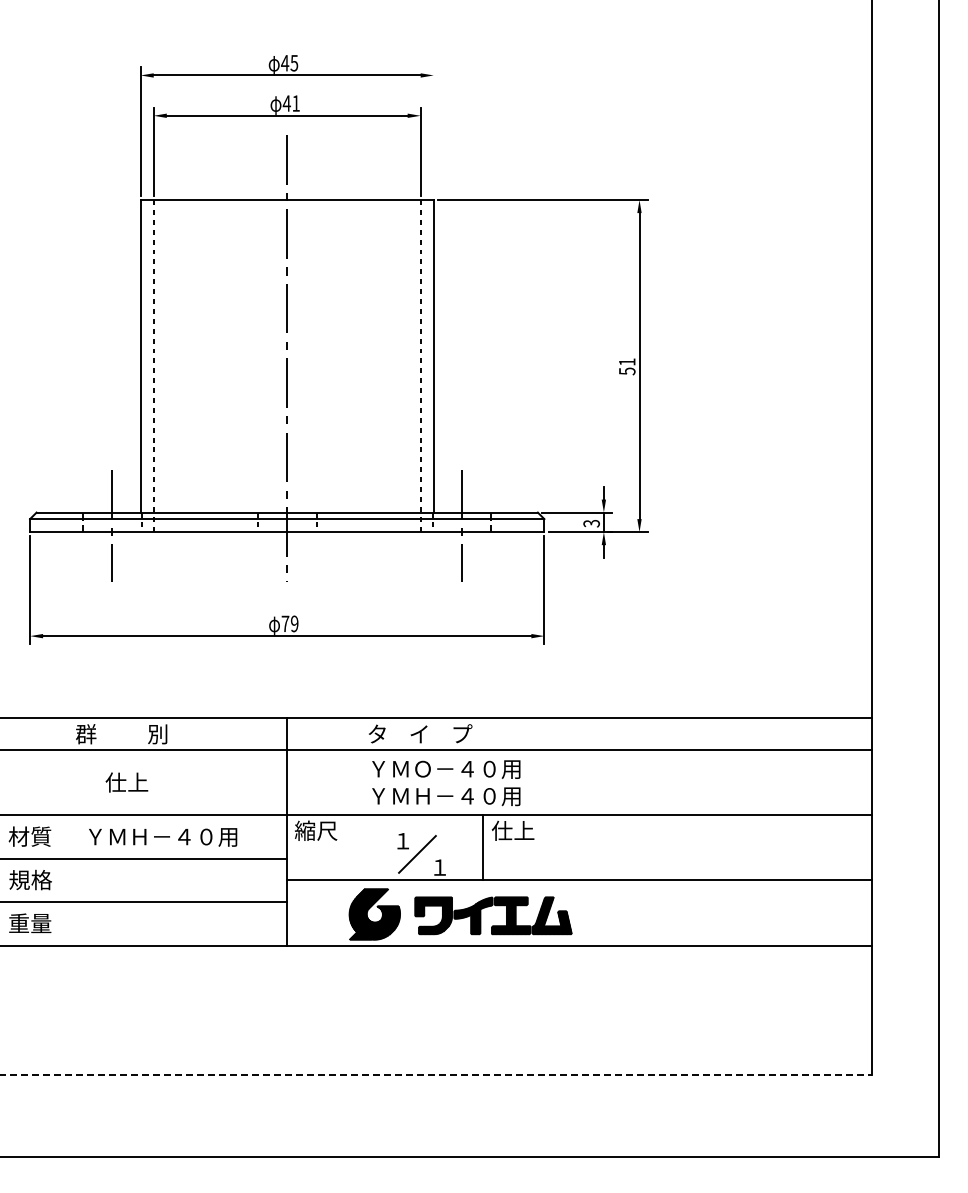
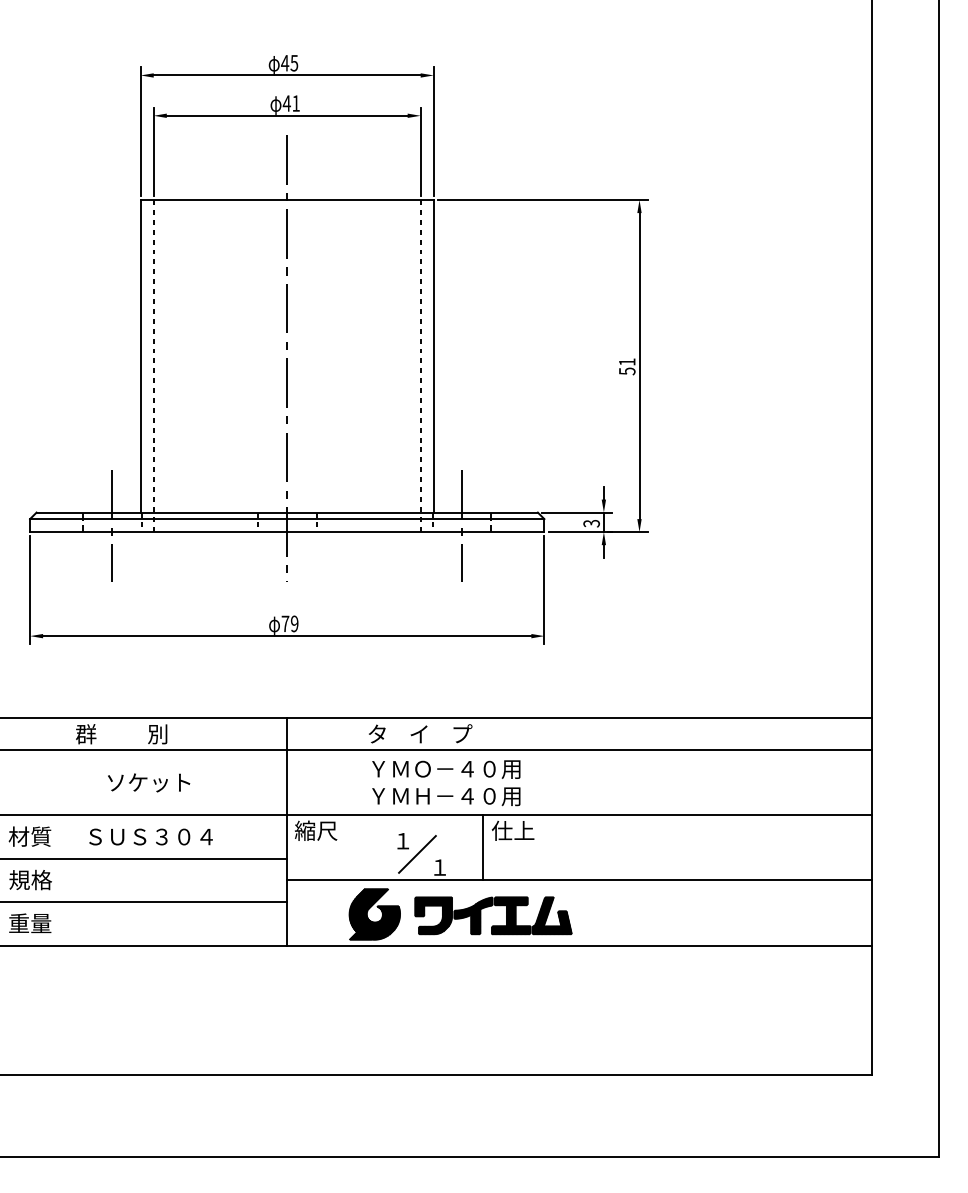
line: none -> present (433, 131)
text: 仕上 -> ソケット (147, 782)
text: ＹＭＨ－４０用 -> ＳＵＳ３０４ (163, 837)
line: dashed -> solid (436, 1075)
